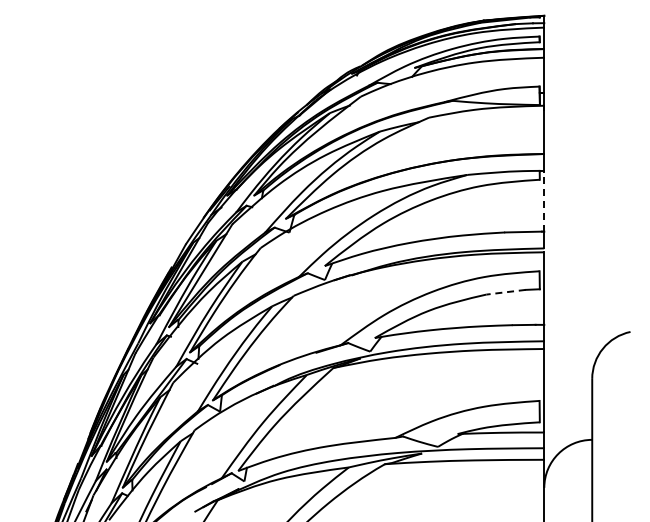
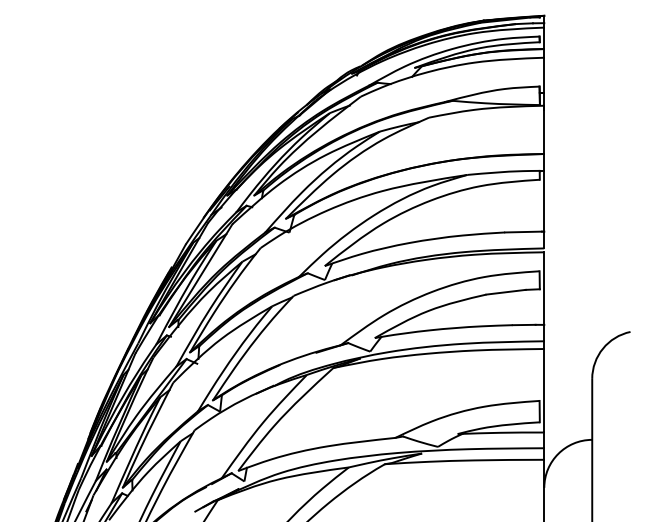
line: dashed -> solid (544, 200)
line: dashed -> solid (506, 292)
